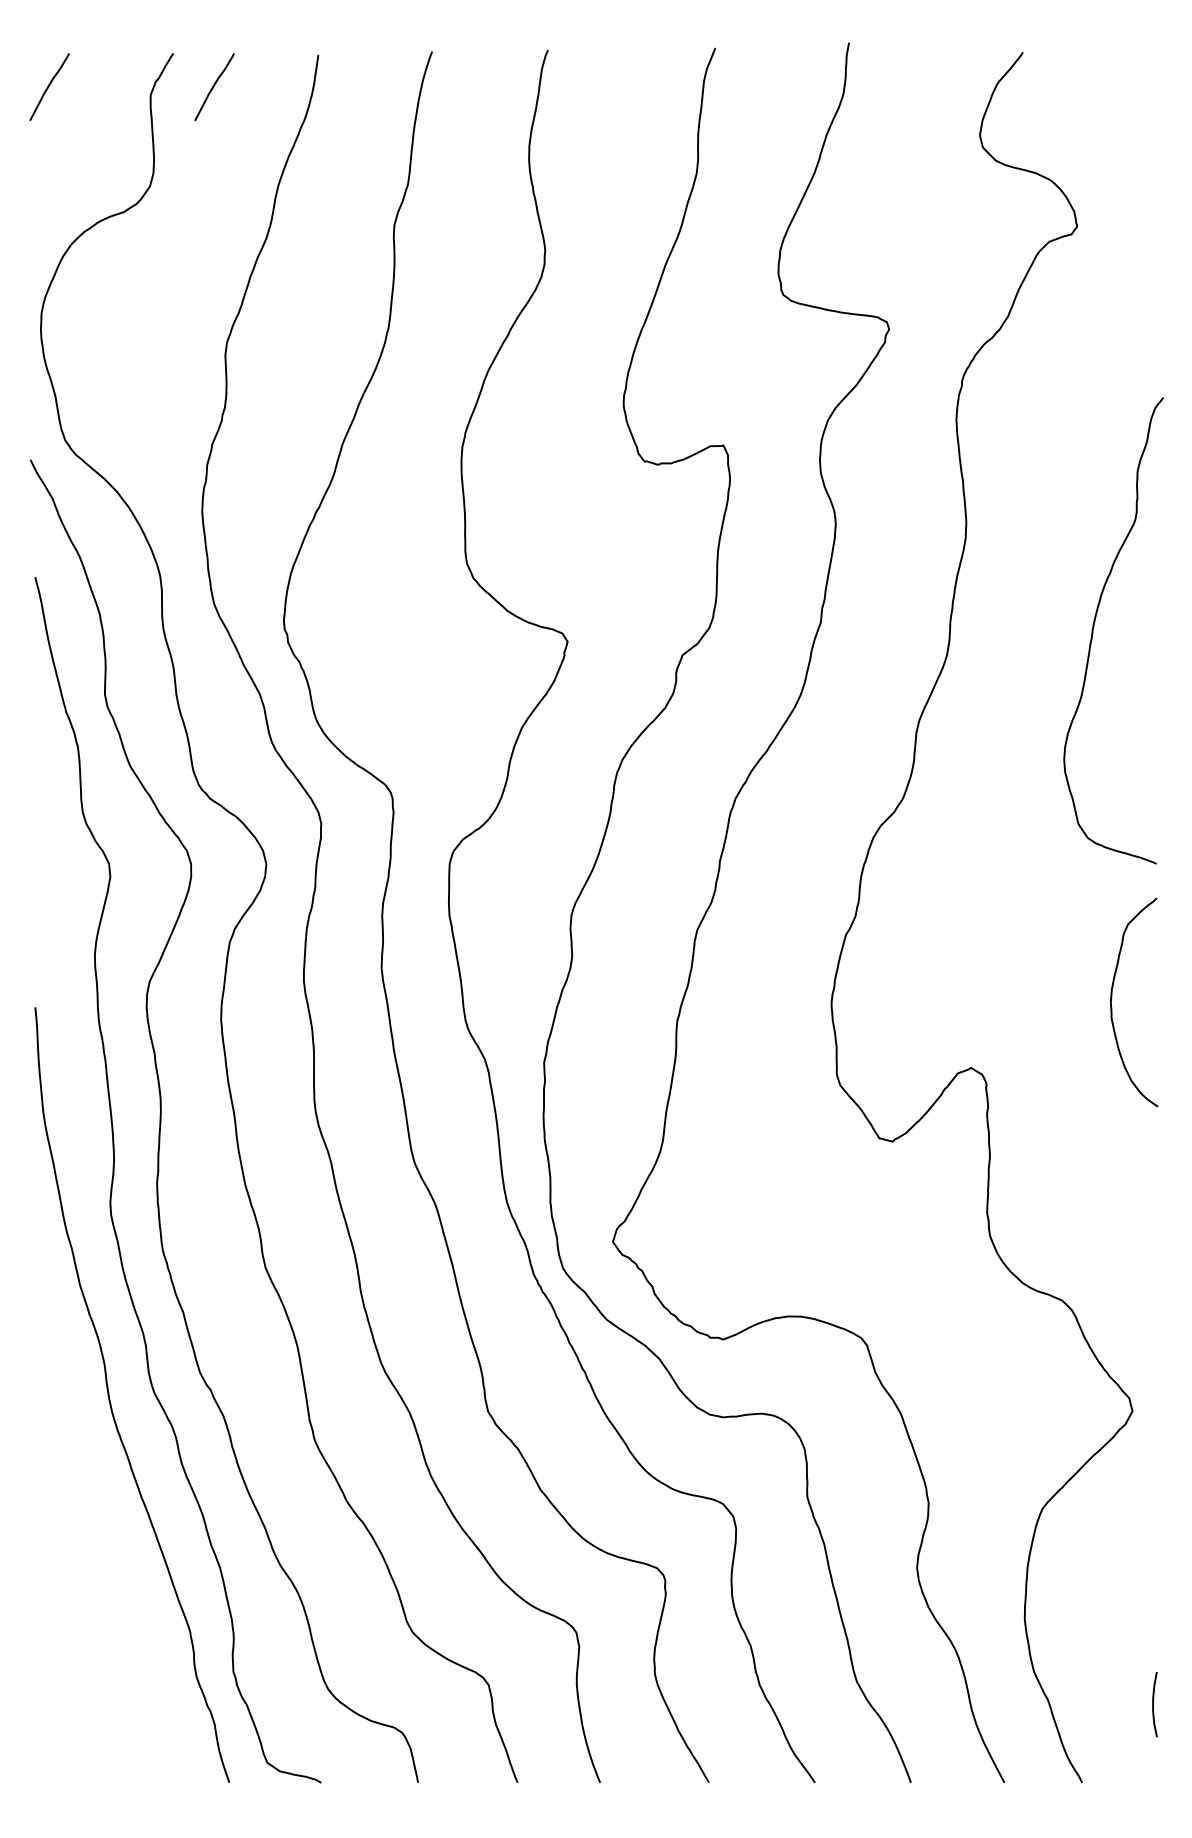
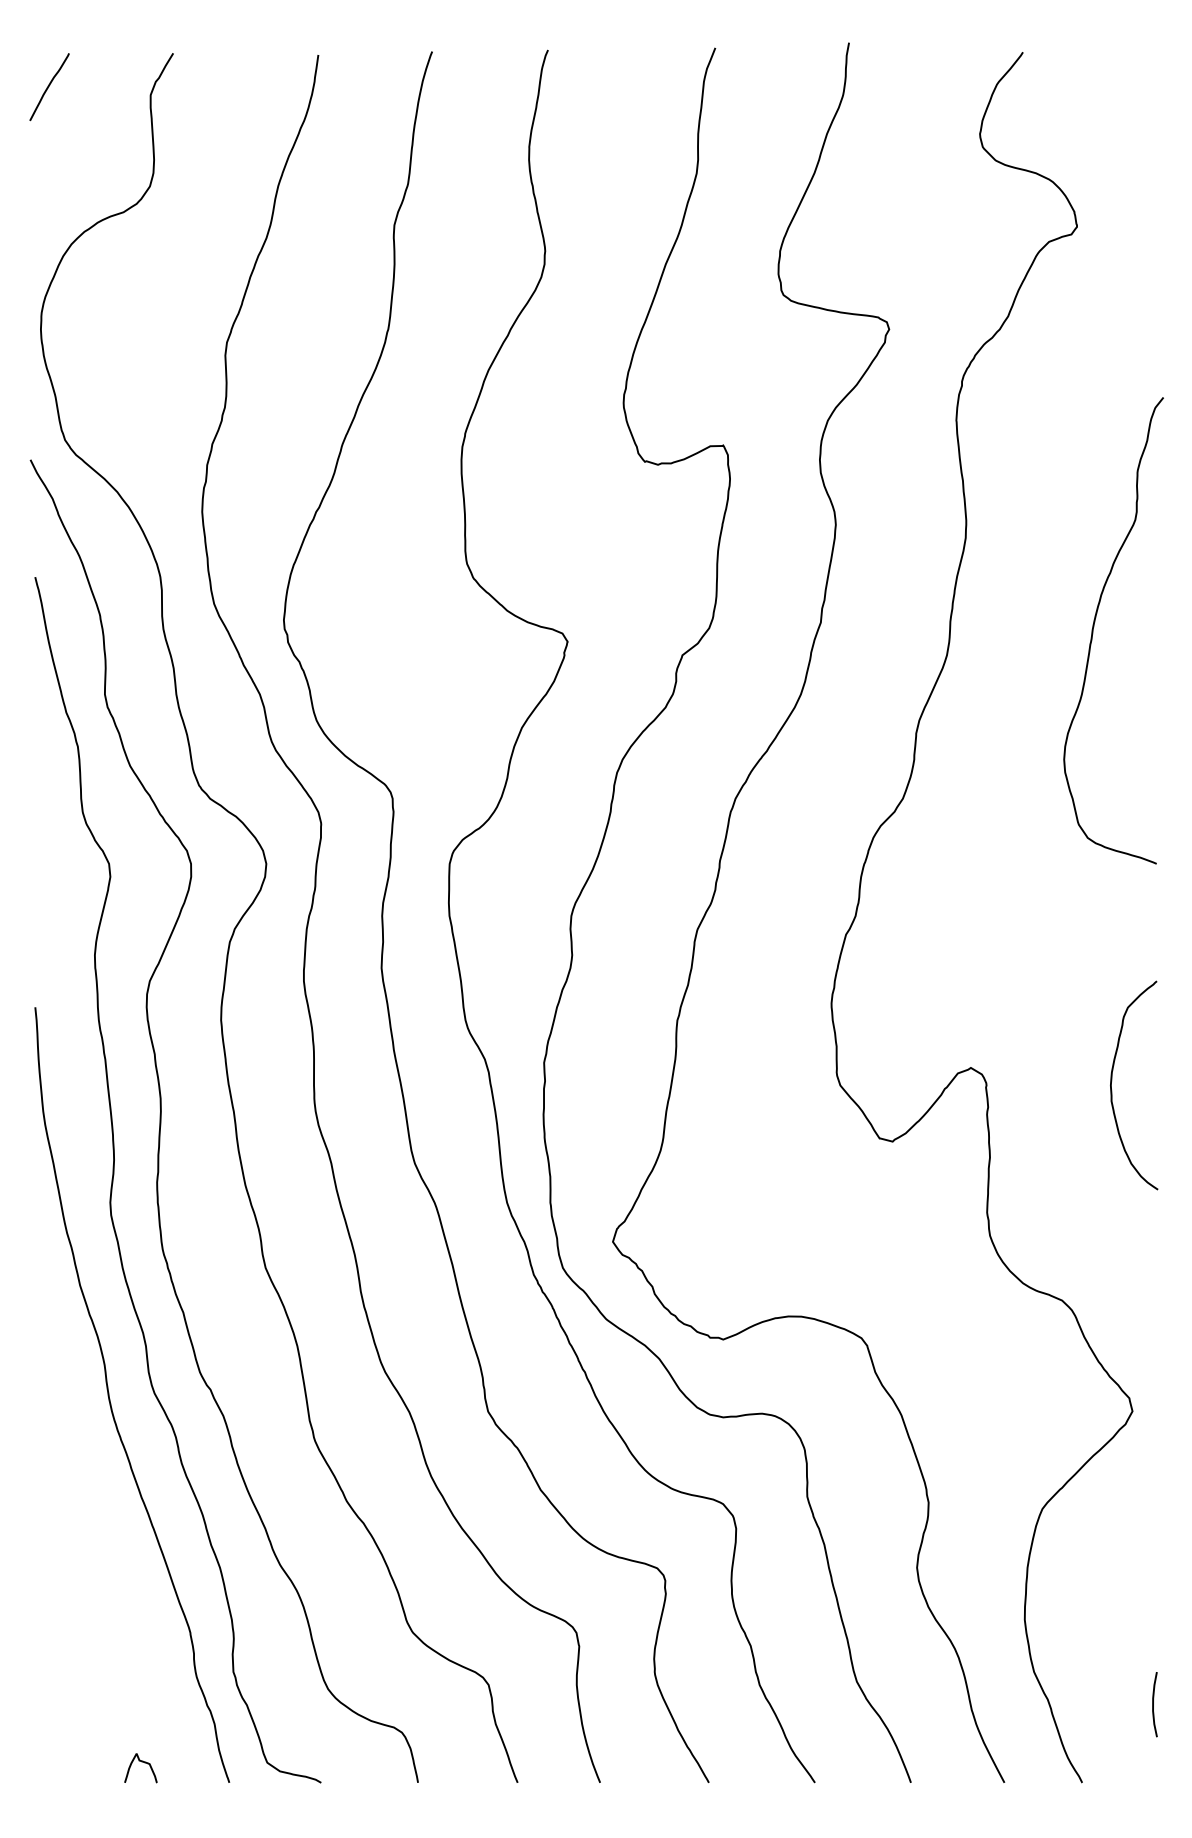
curve: present -> none (214, 86)
curve position: (1112, 998) -> (1112, 1081) (1112, 1081)
curve: none -> present (141, 1762)
